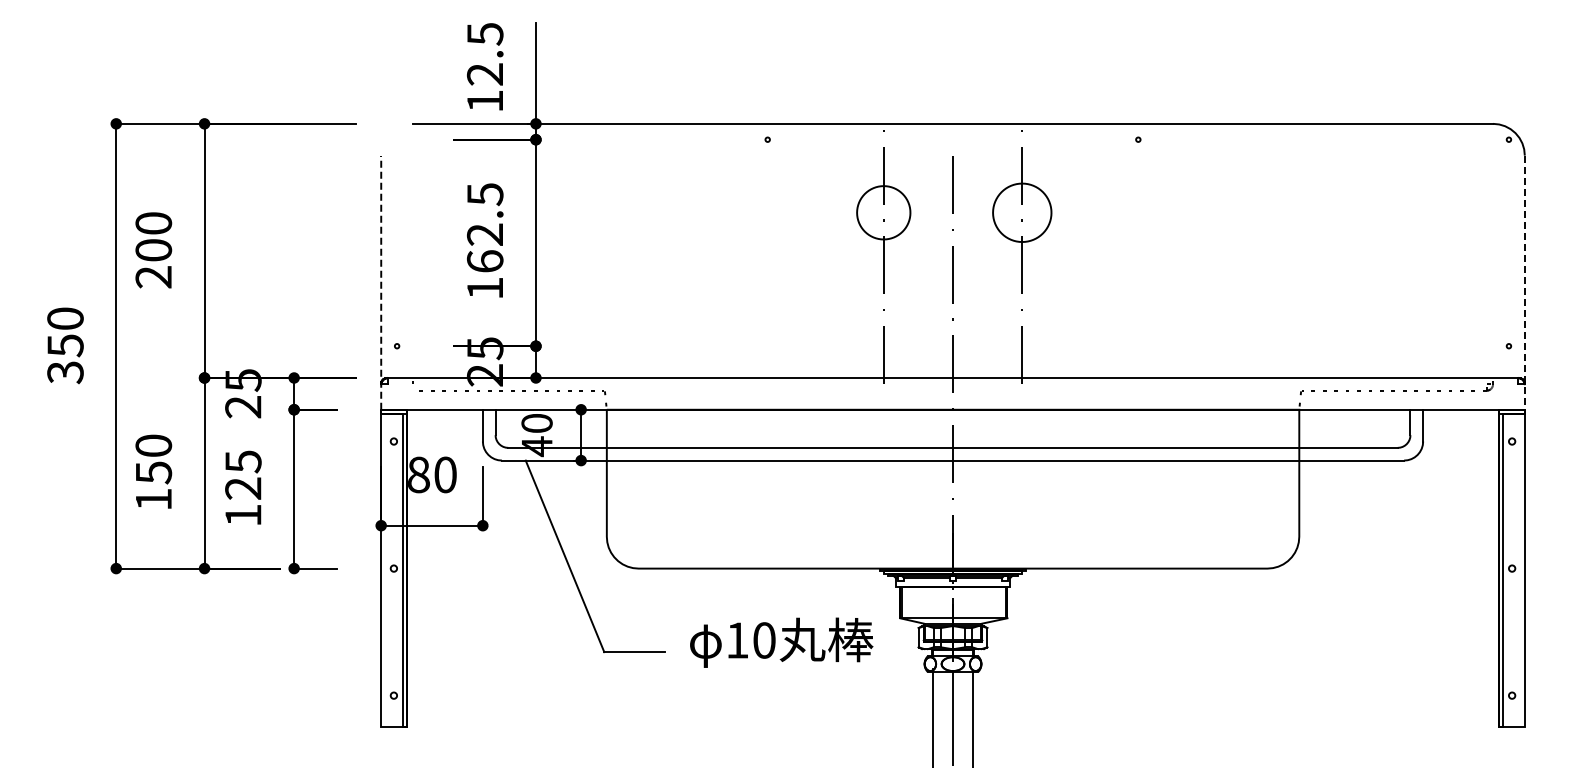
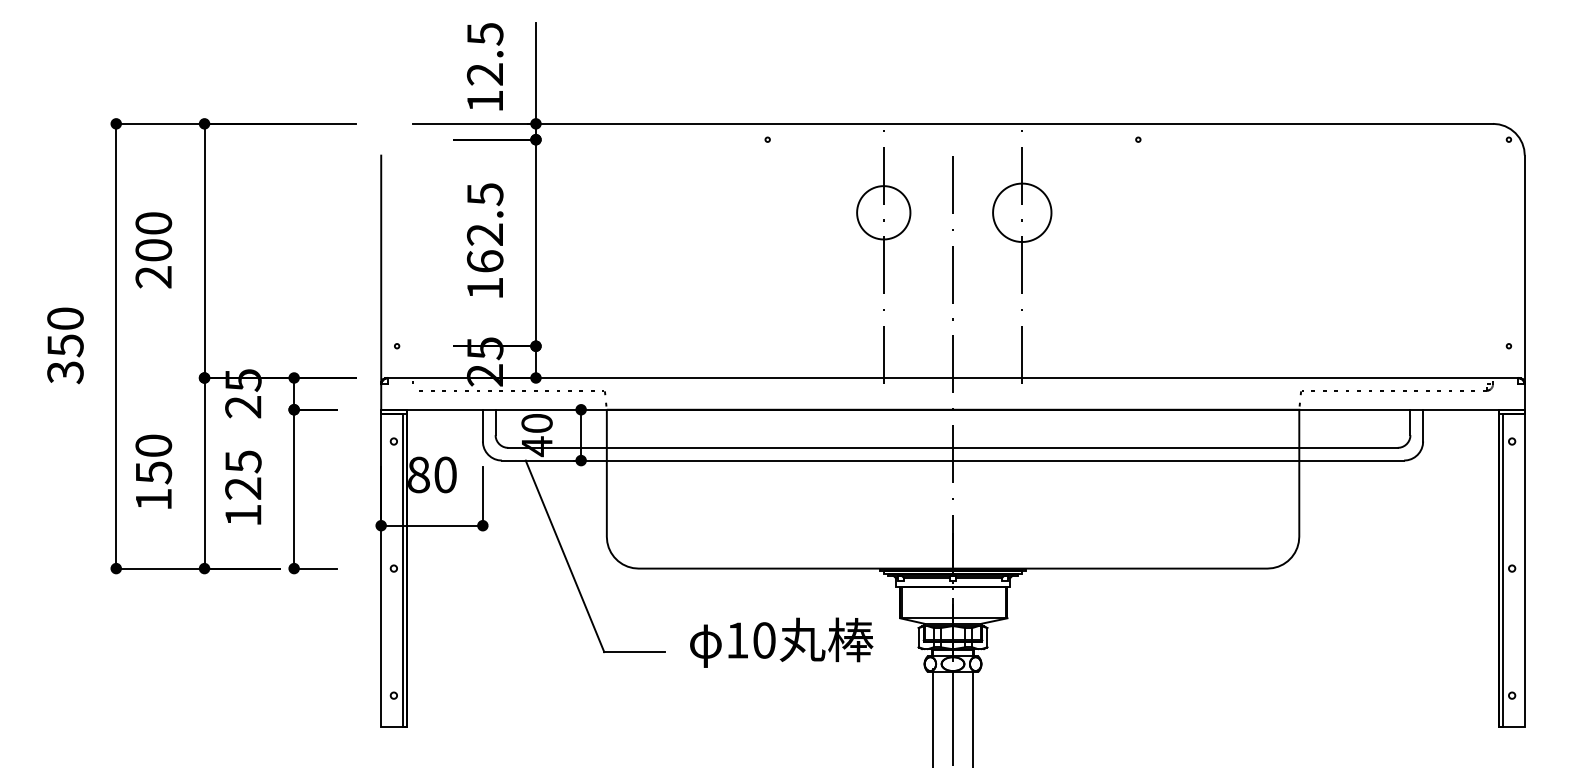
line: dashed -> solid (381, 282)
line: dashed -> solid (1524, 283)
